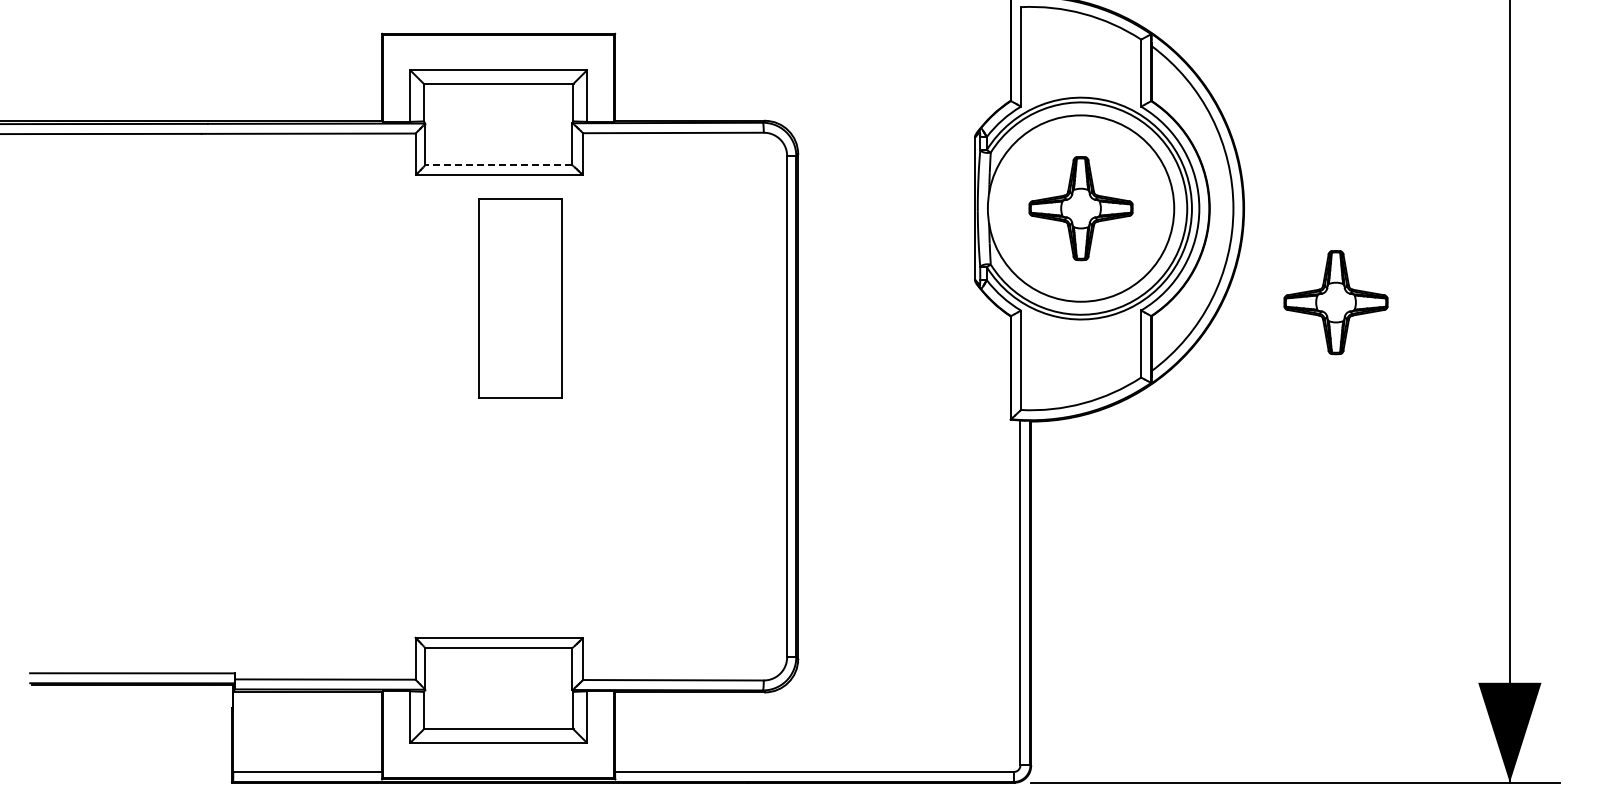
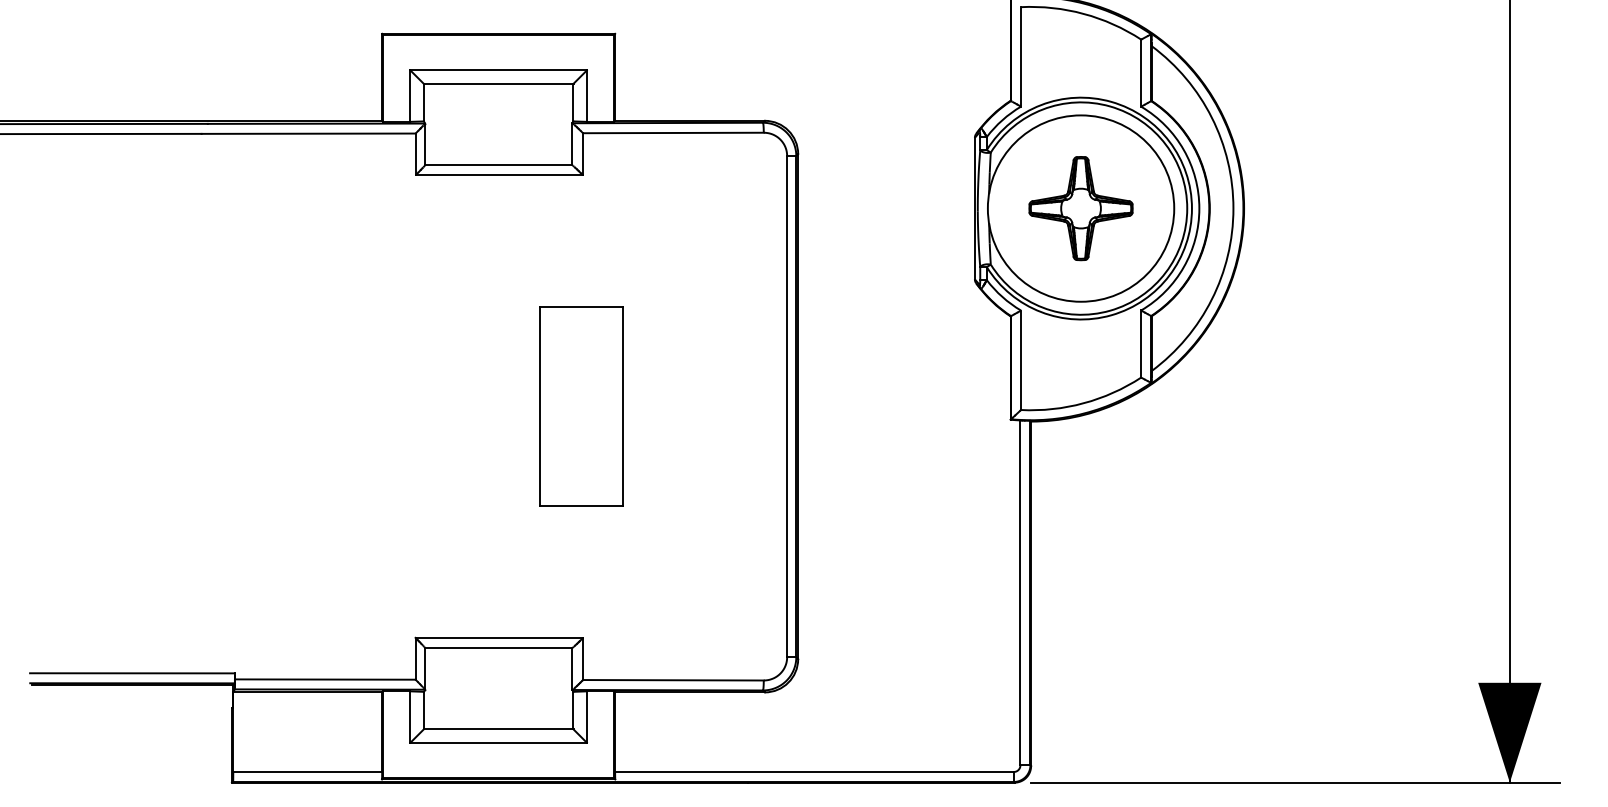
line: dashed -> solid (498, 165)
part position: (520, 298) -> (581, 406) (581, 406)
part: present -> none (1335, 302)
